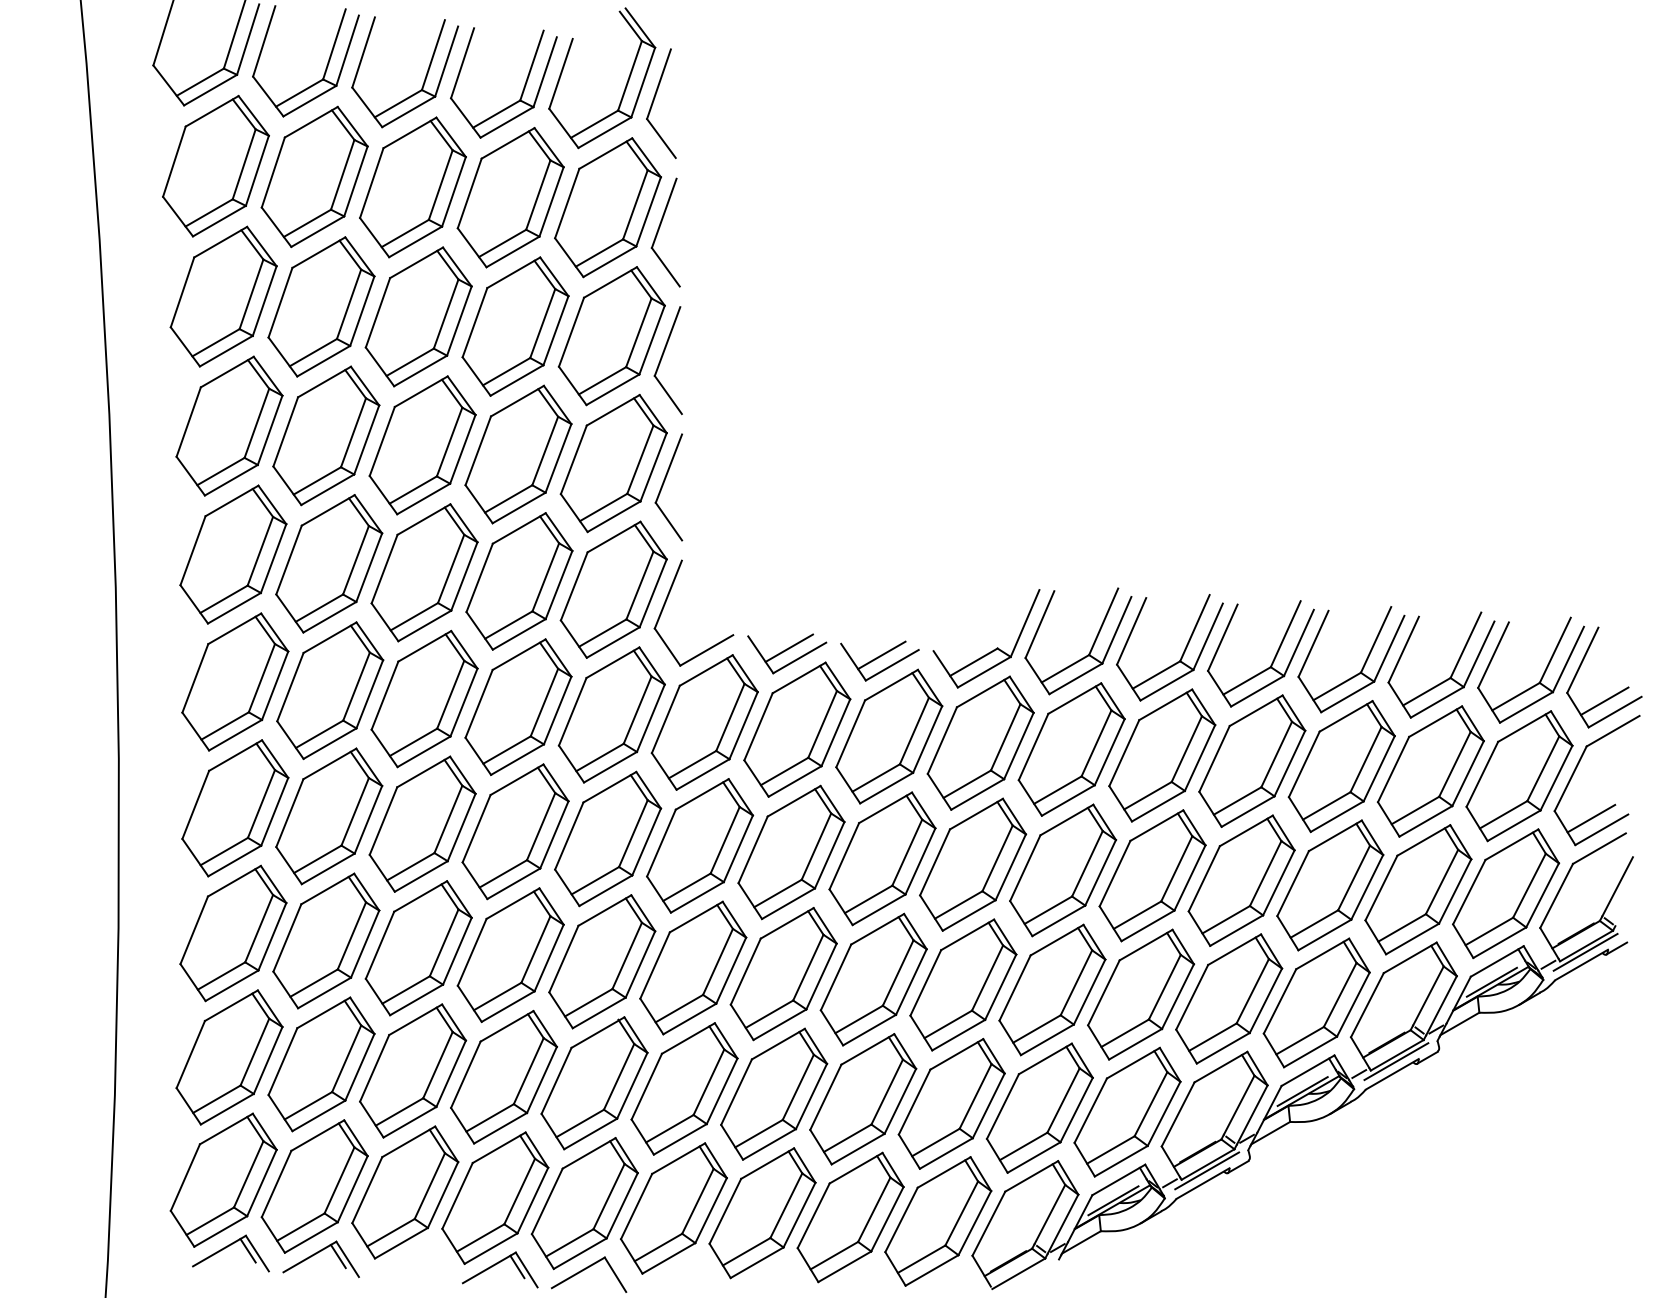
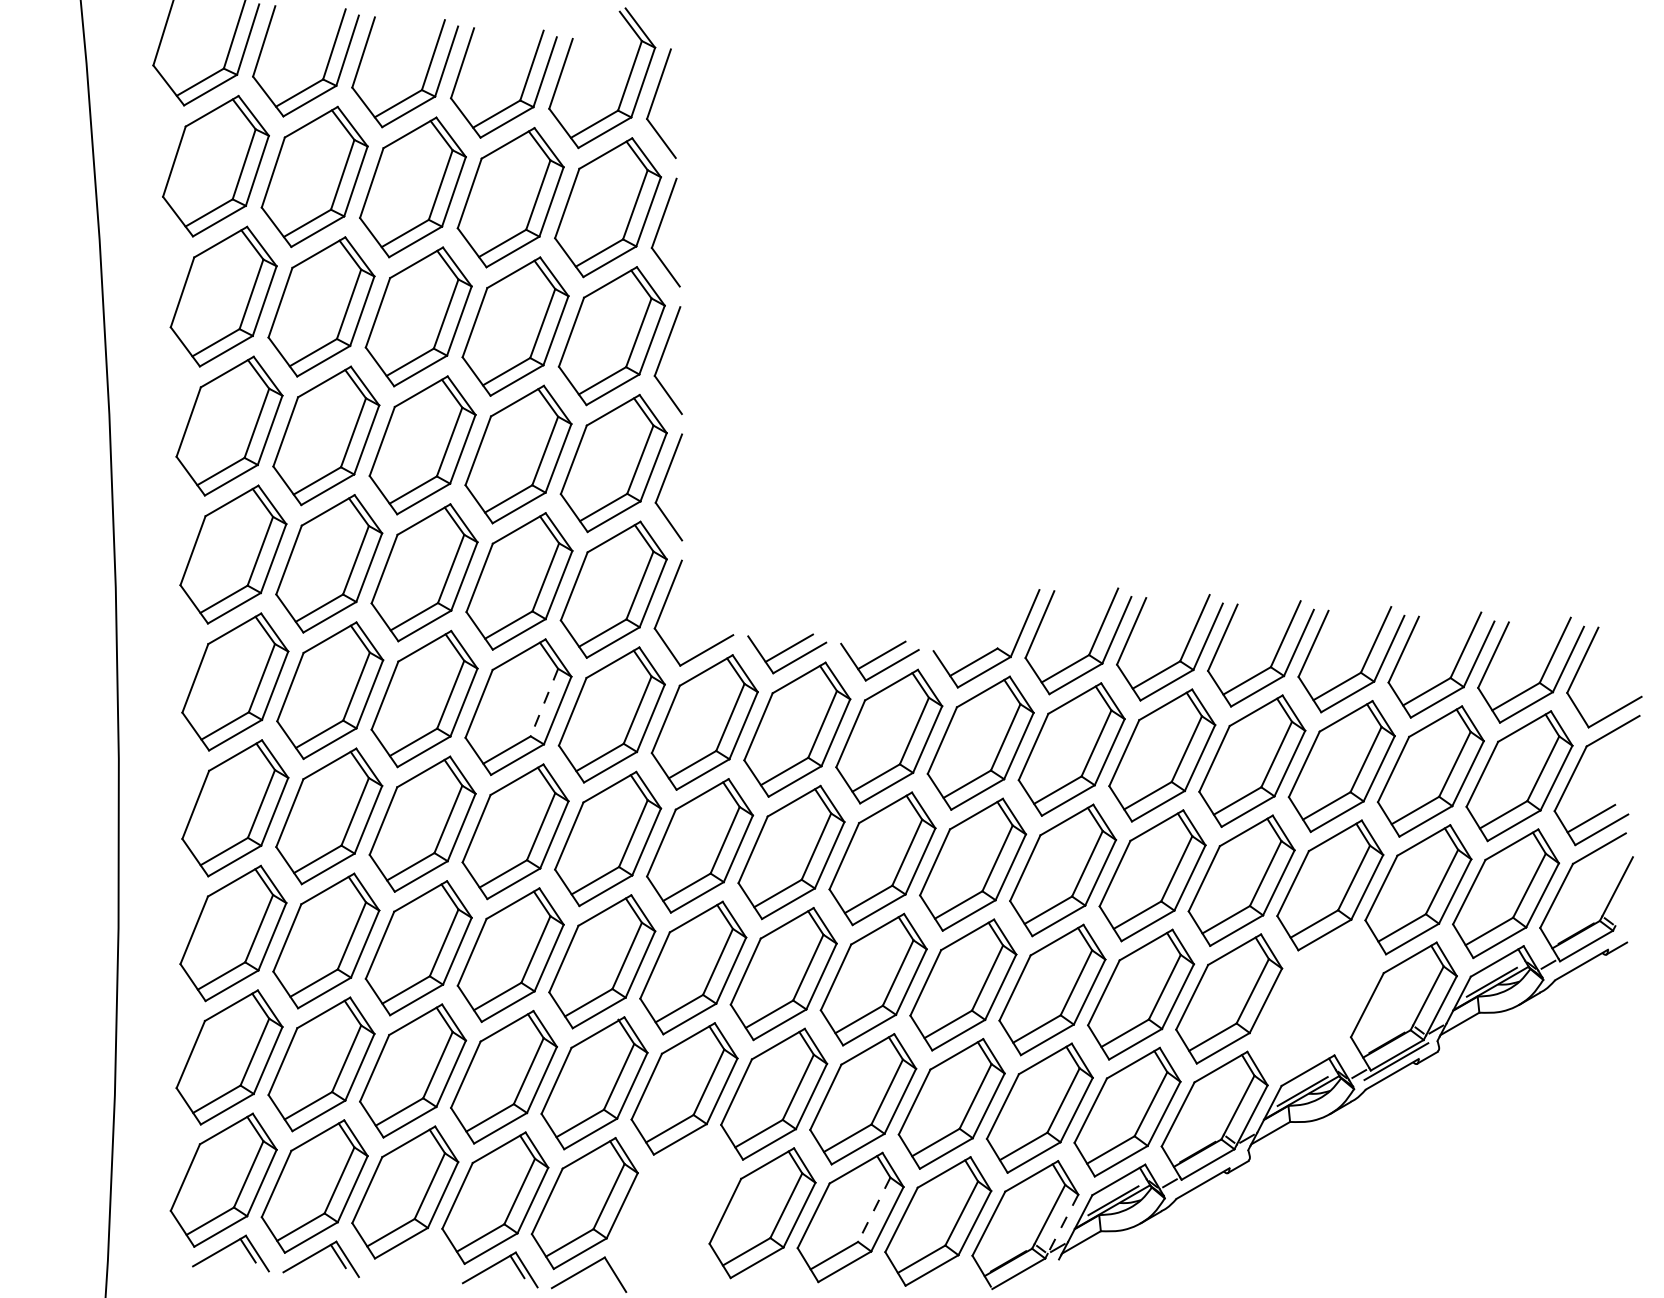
line: present -> none (1604, 700)
line: solid -> dashed (544, 703)
line: present -> none (1585, 952)
part: present -> none (1316, 1002)
line: present -> none (1206, 1170)
part: present -> none (673, 1208)
line: solid -> dashed (874, 1209)
line: solid -> dashed (1062, 1224)
